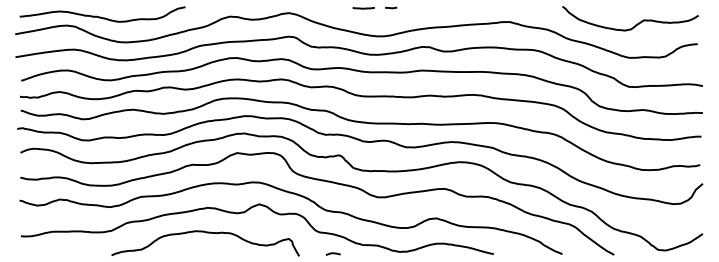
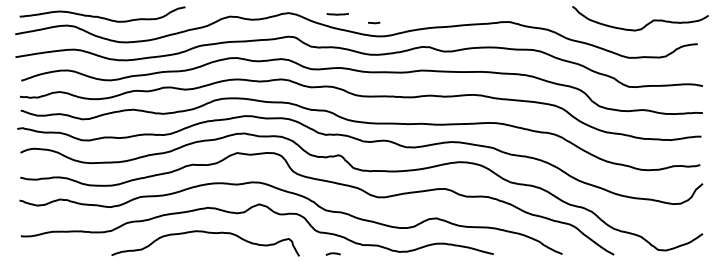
line position: (391, 7) -> (374, 22) (374, 22)
line position: (363, 8) -> (337, 14) (337, 14)
curve position: (635, 24) -> (645, 24) (645, 24)
